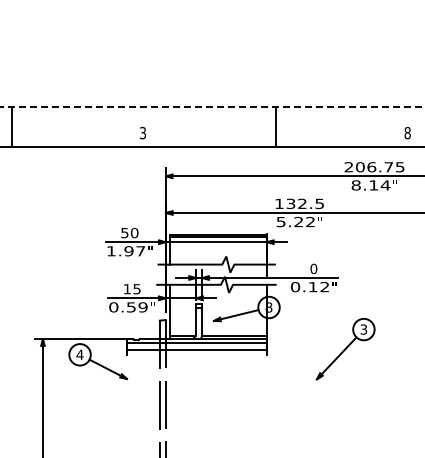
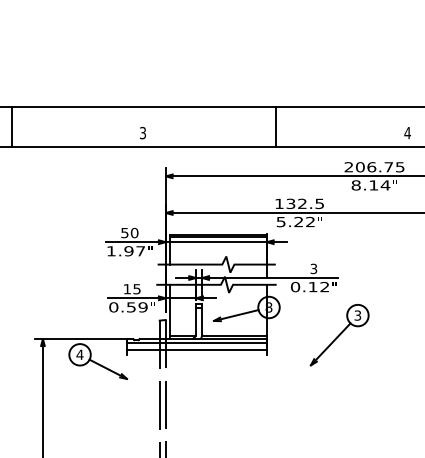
line: dashed -> solid (212, 106)
text: 8 -> 4 (407, 132)
text: 0 -> 3 (313, 268)
part position: (345, 349) -> (339, 335) (339, 335)
